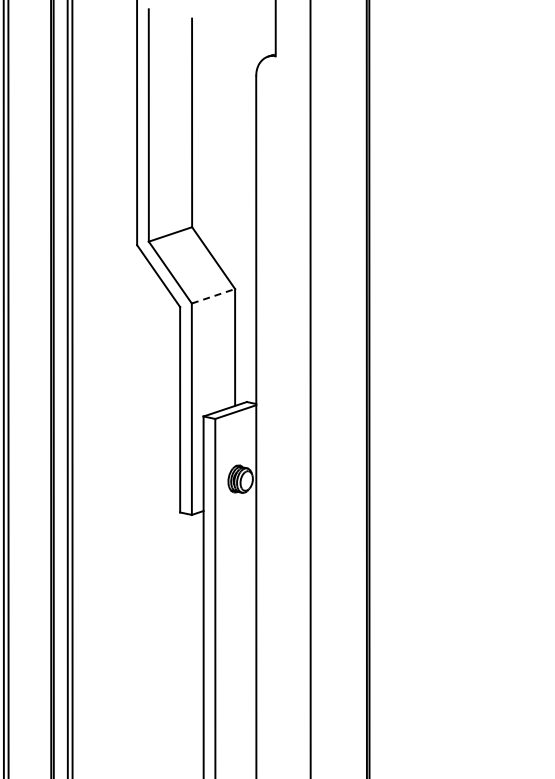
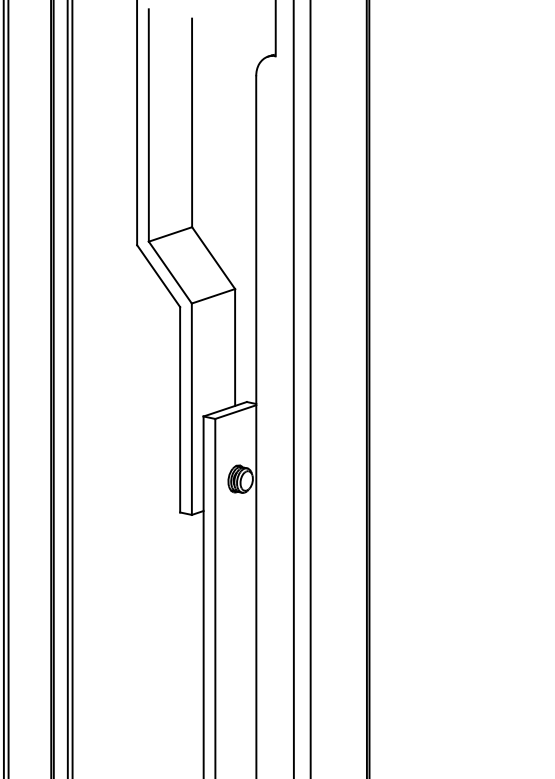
line: dashed -> solid (213, 296)
line: none -> present (293, 388)
